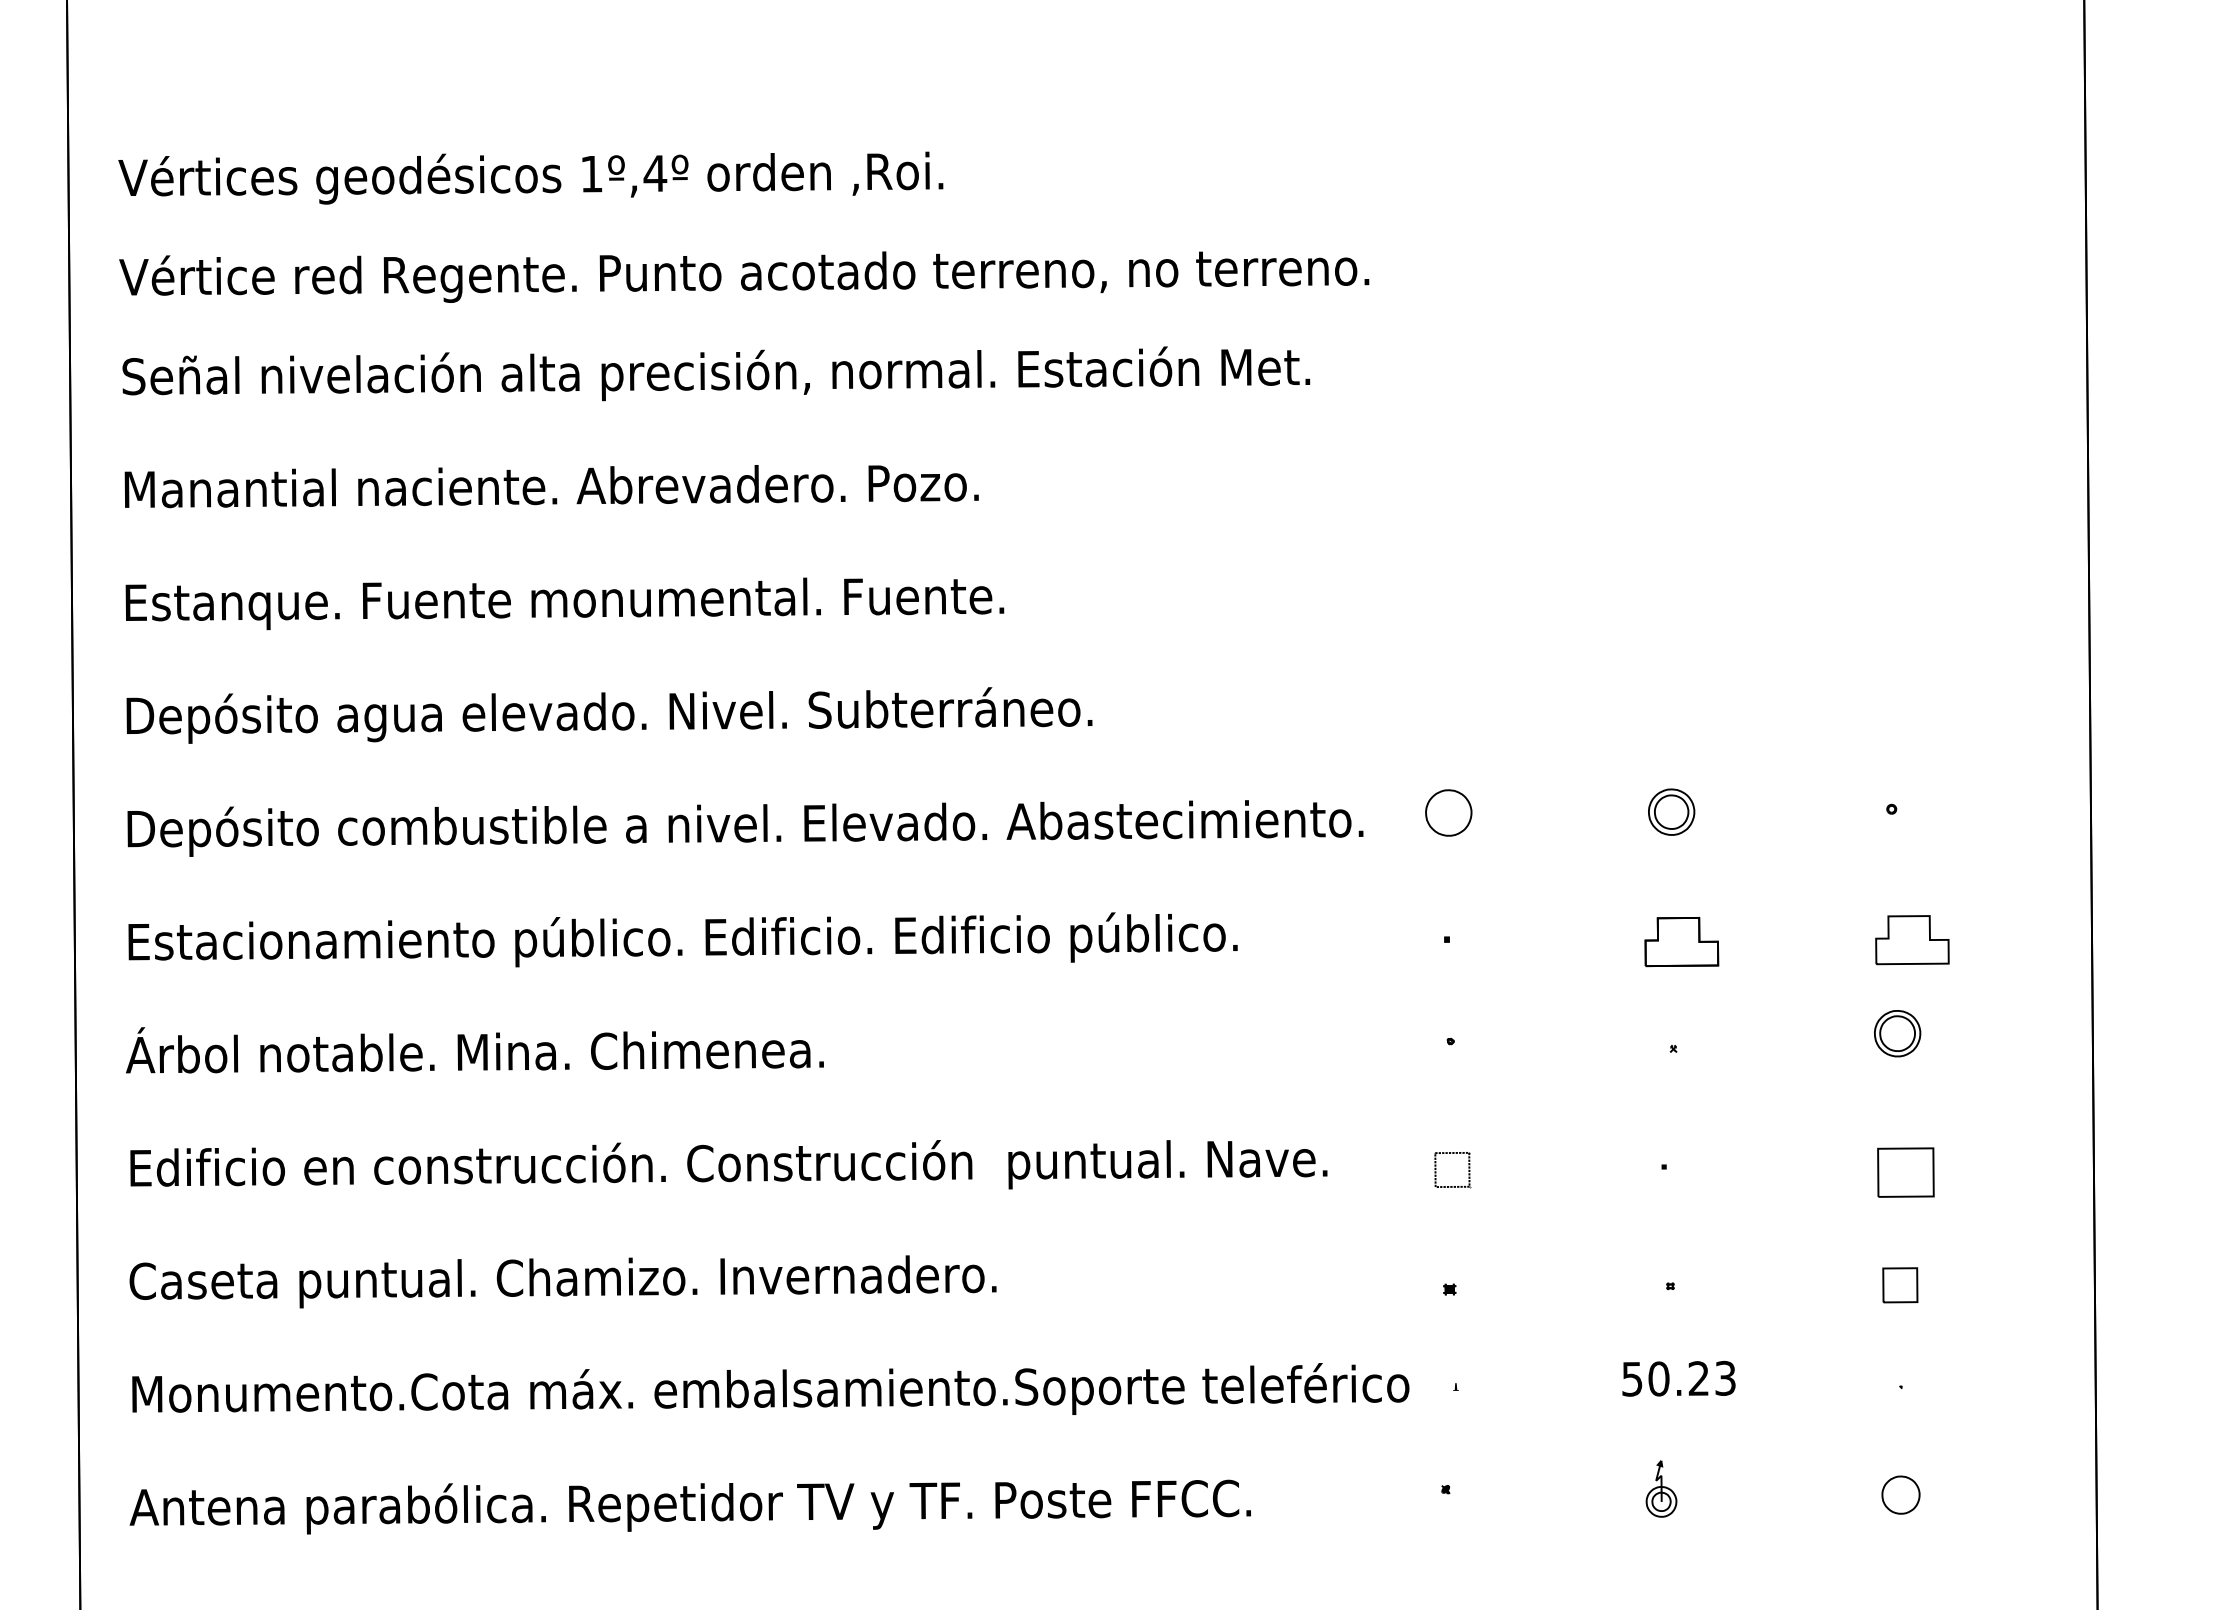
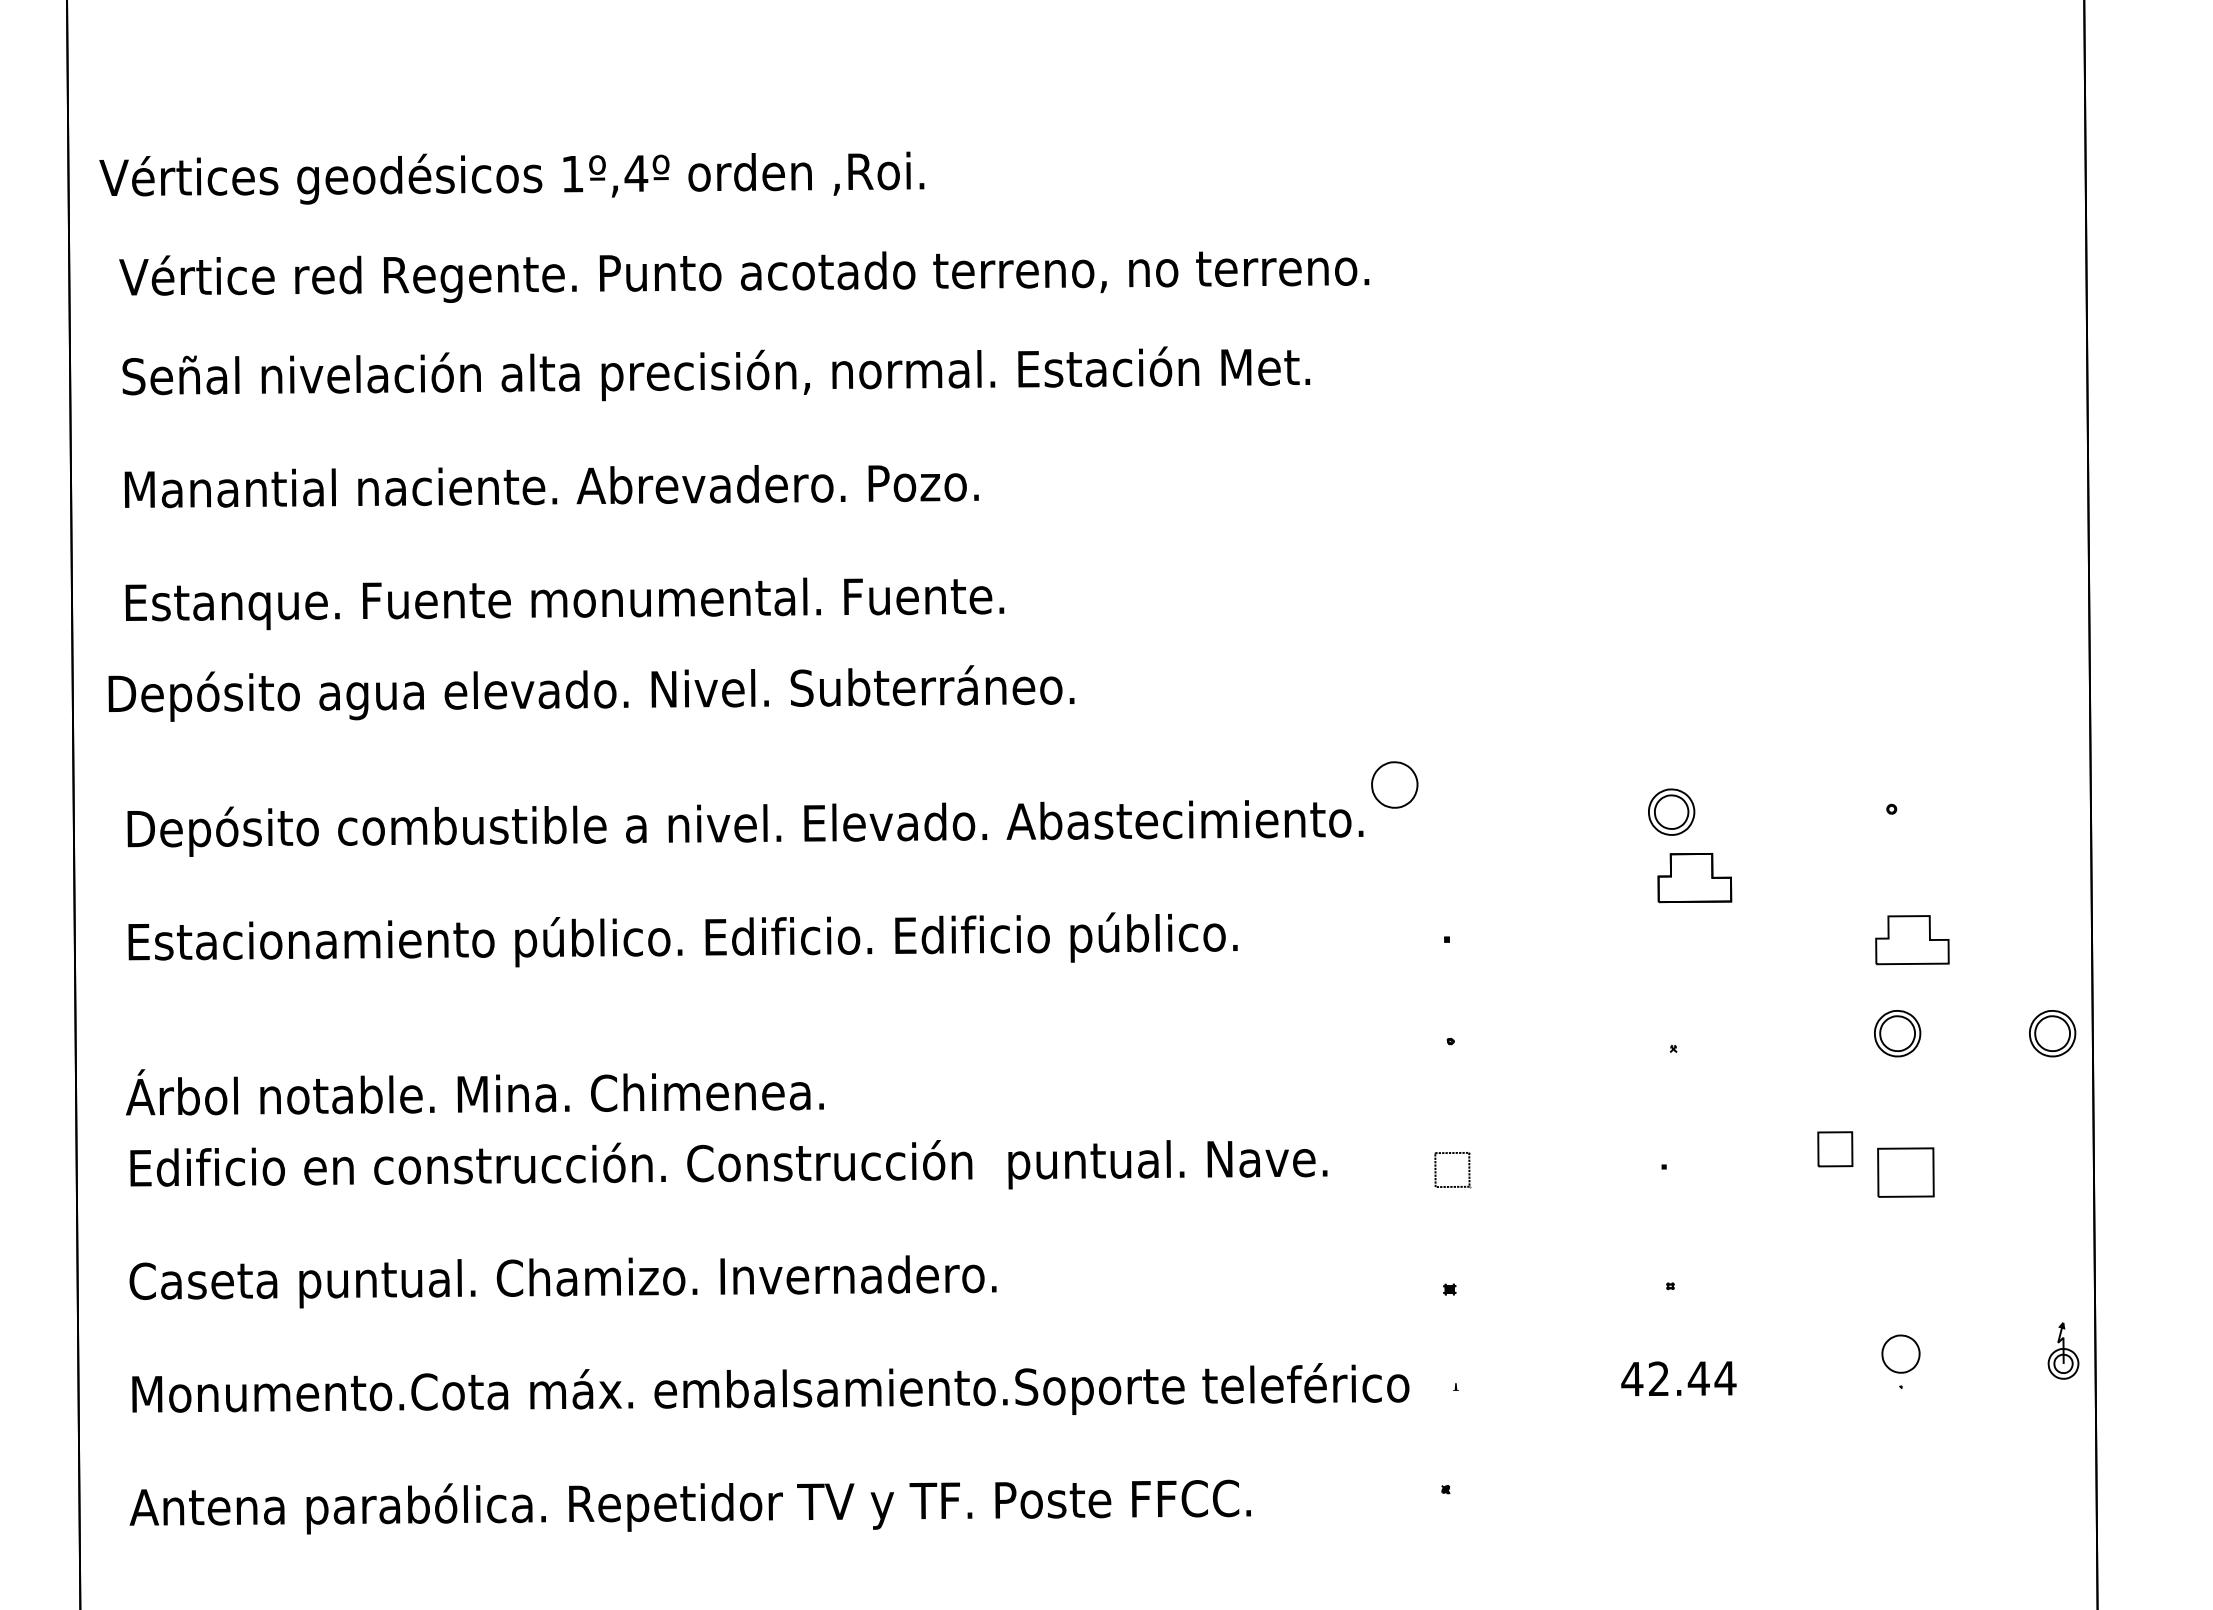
text position: (530, 177) -> (511, 177) (511, 177)
text position: (609, 715) -> (591, 693) (591, 693)
part position: (1448, 812) -> (1394, 784) (1394, 784)
part position: (1681, 942) -> (1694, 878) (1694, 878)
part: none -> present (2052, 1033)
text position: (474, 1050) -> (474, 1092) (474, 1092)
part position: (1900, 1285) -> (1835, 1149) (1835, 1149)
text: 50.23 -> 42.44 (1678, 1378)
part position: (1661, 1488) -> (2063, 1350) (2063, 1350)
part position: (1900, 1494) -> (1900, 1353) (1900, 1353)
